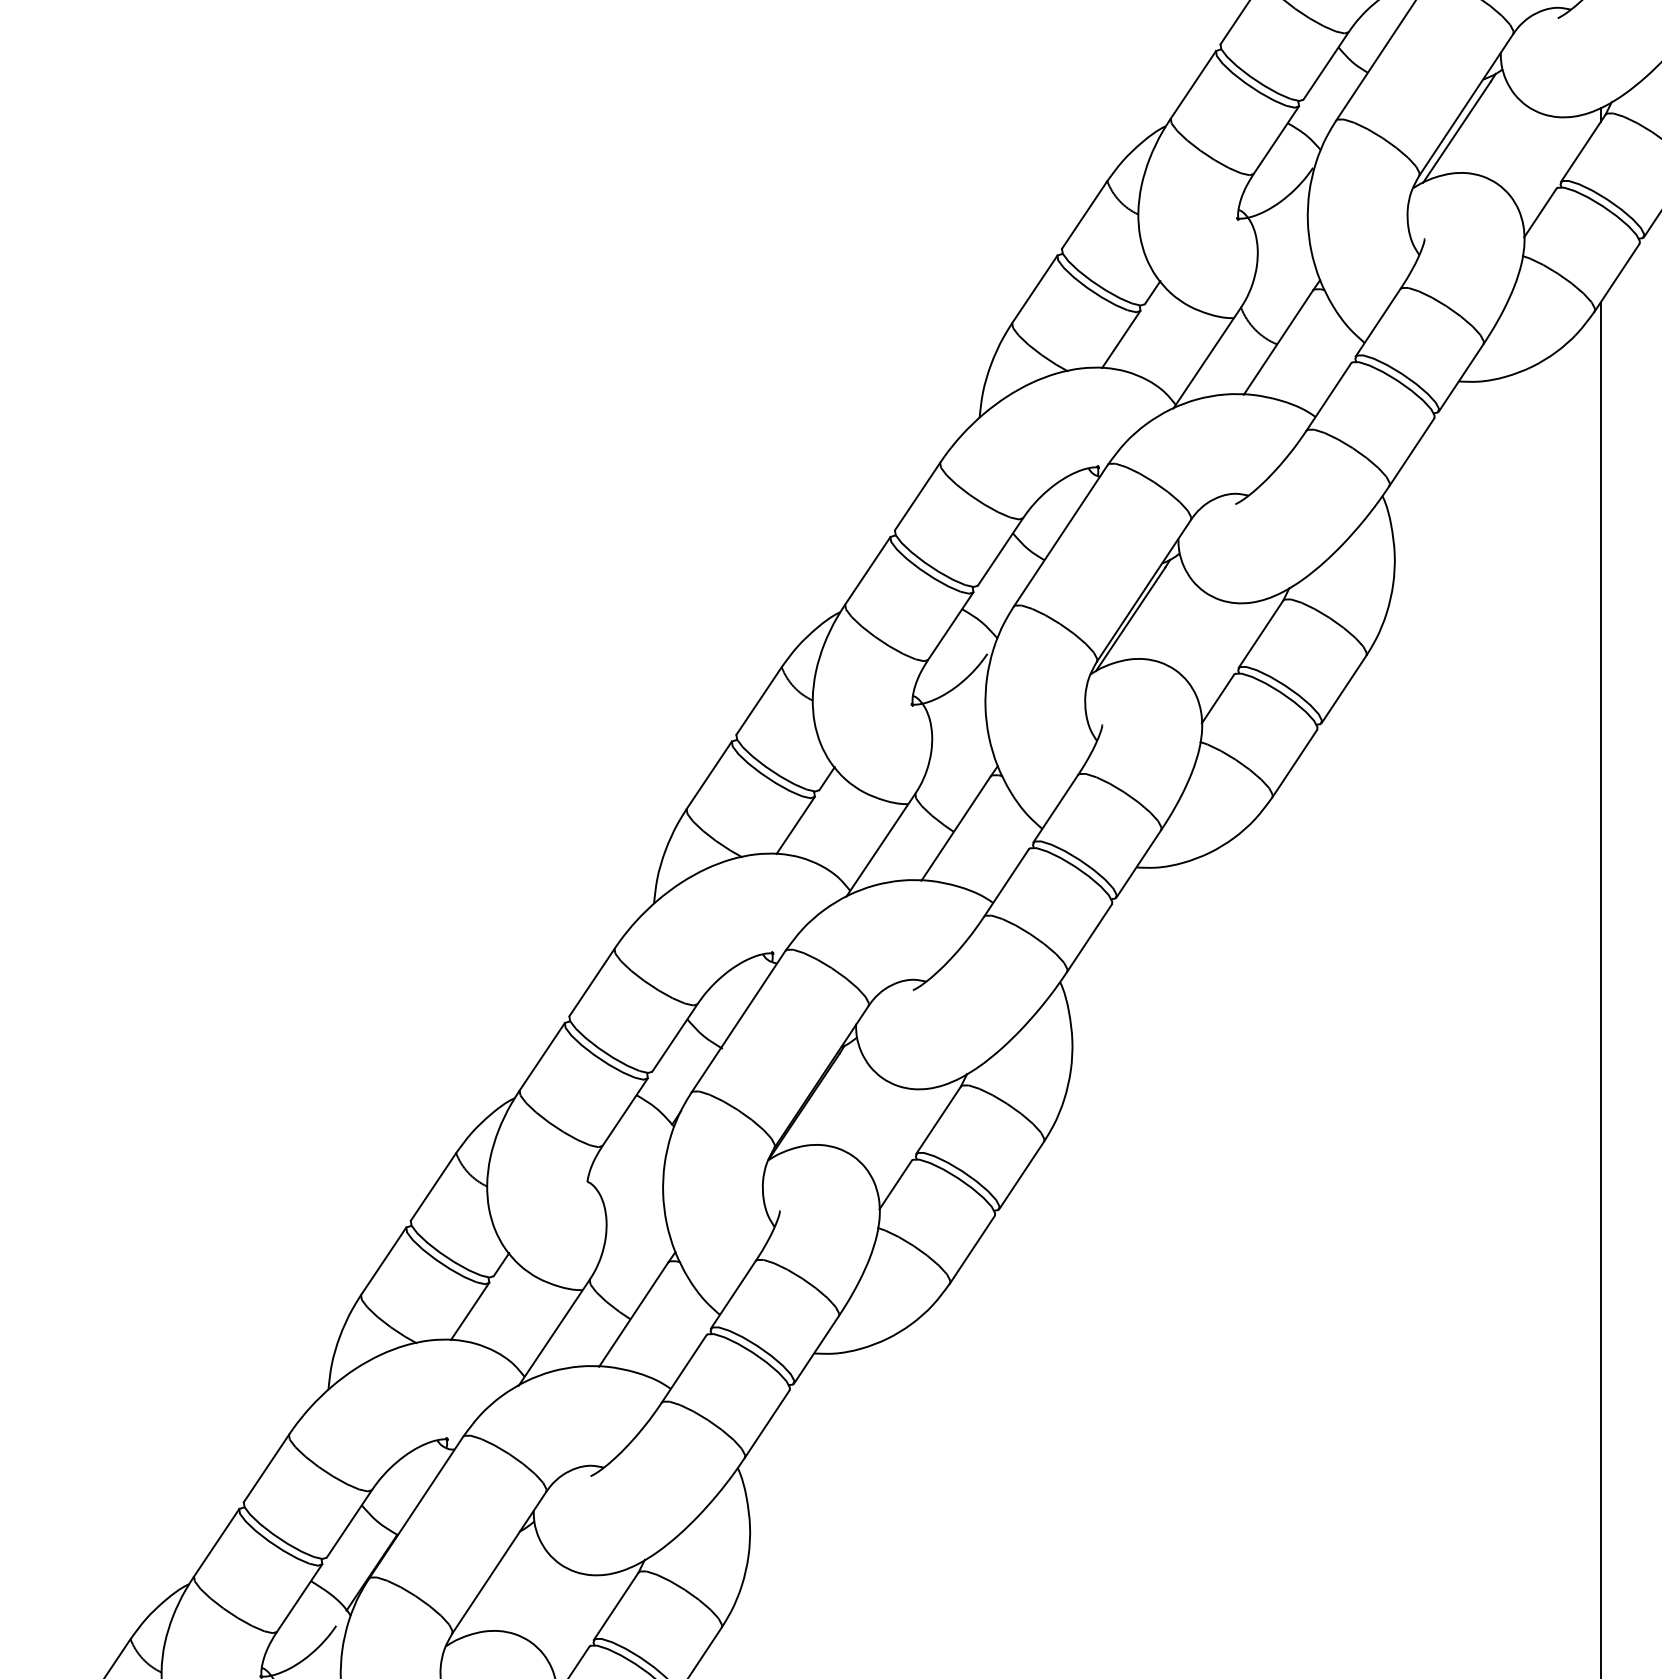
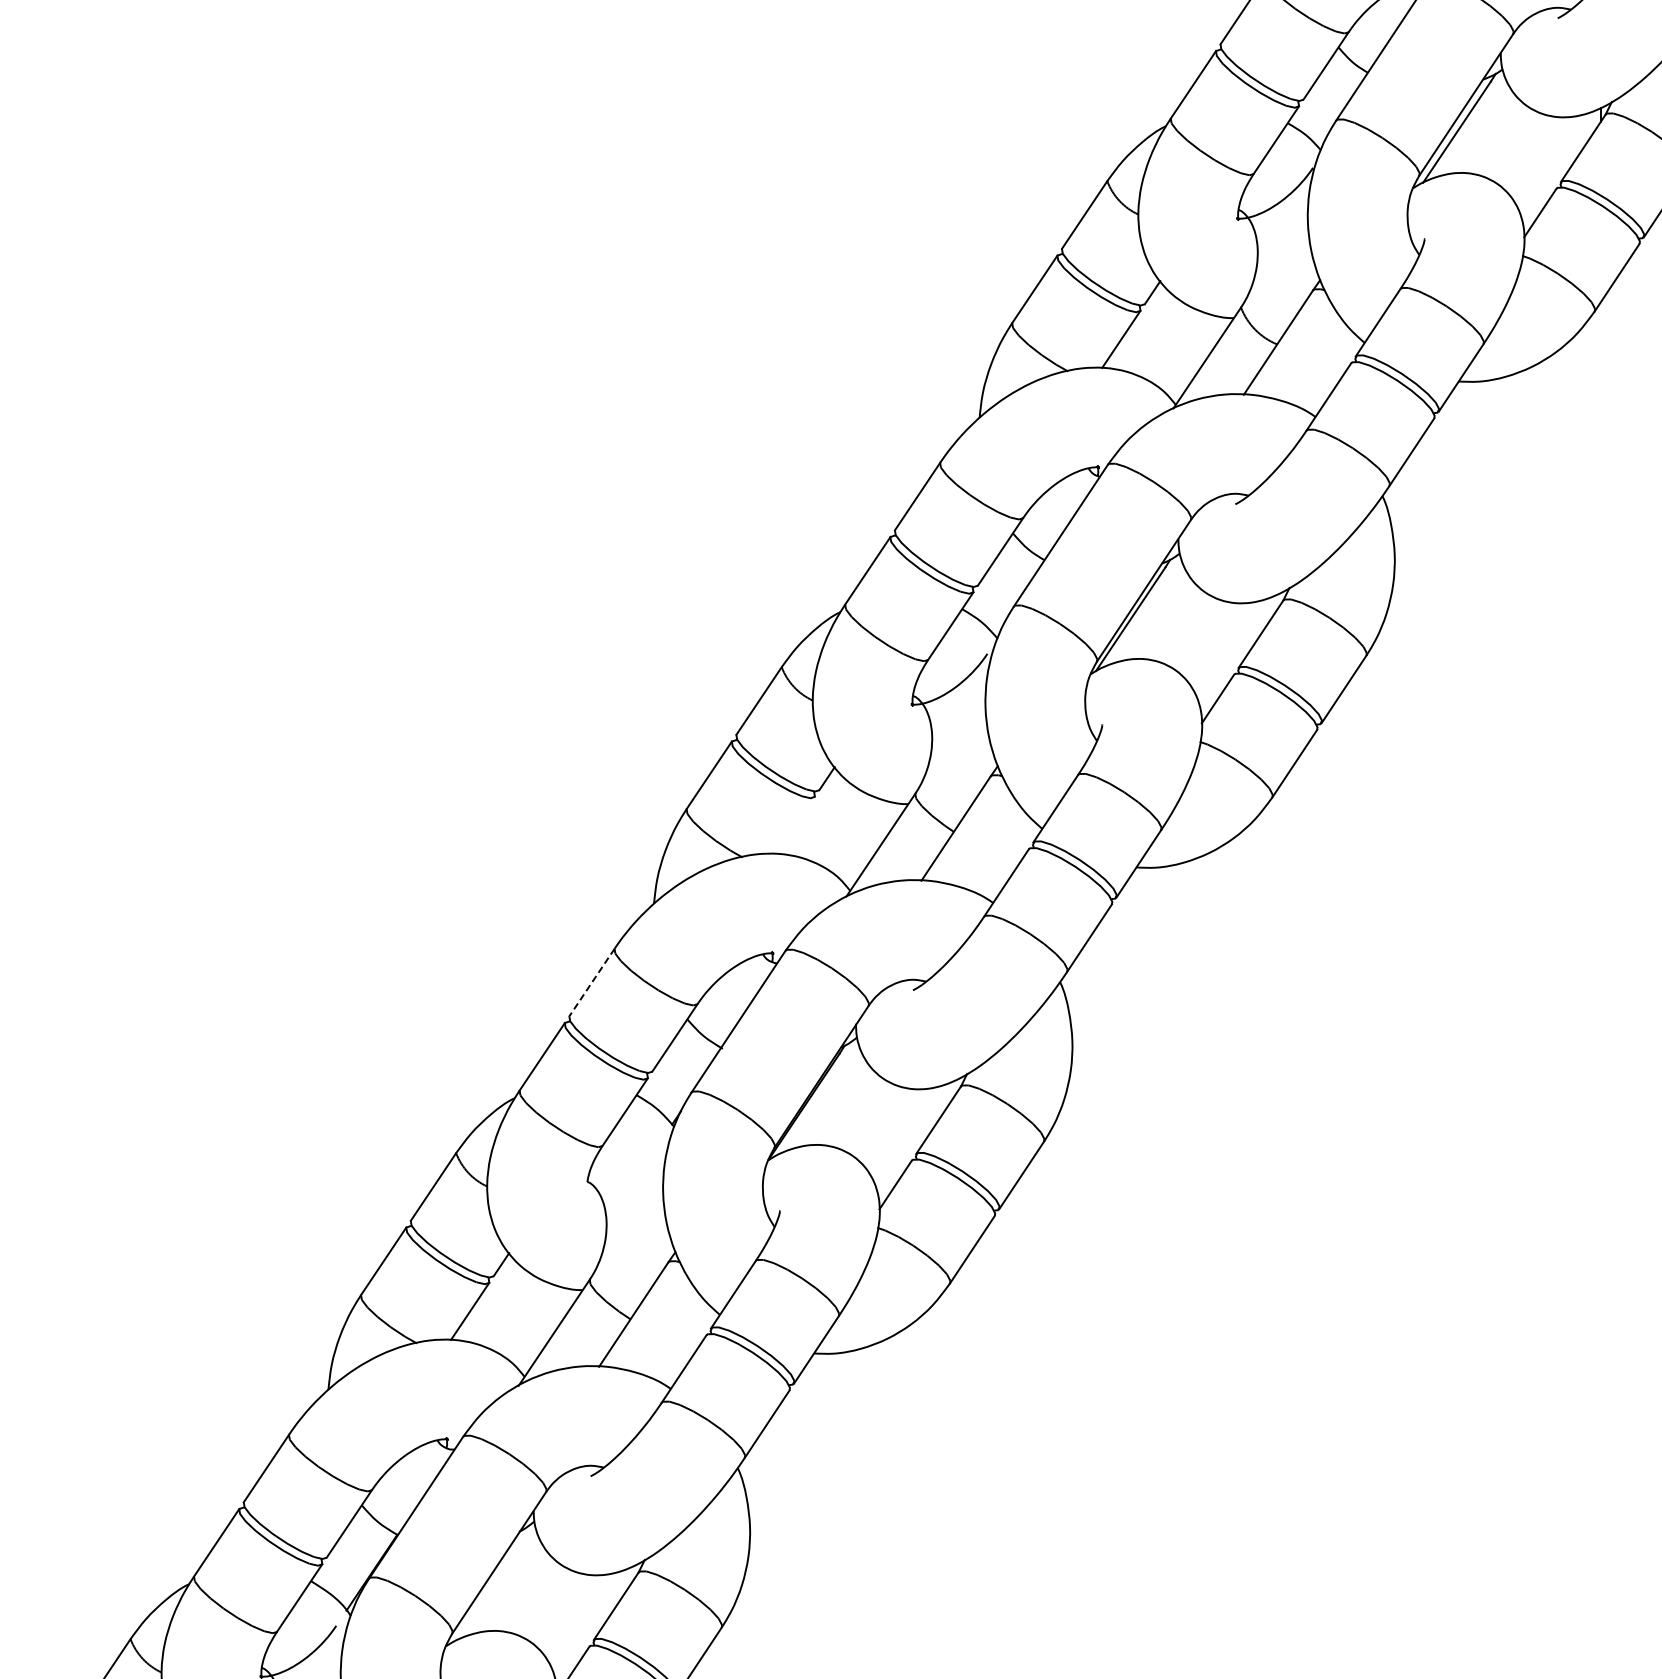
line: present -> none (795, 824)
line: solid -> dashed (592, 982)
line: present -> none (1600, 988)
